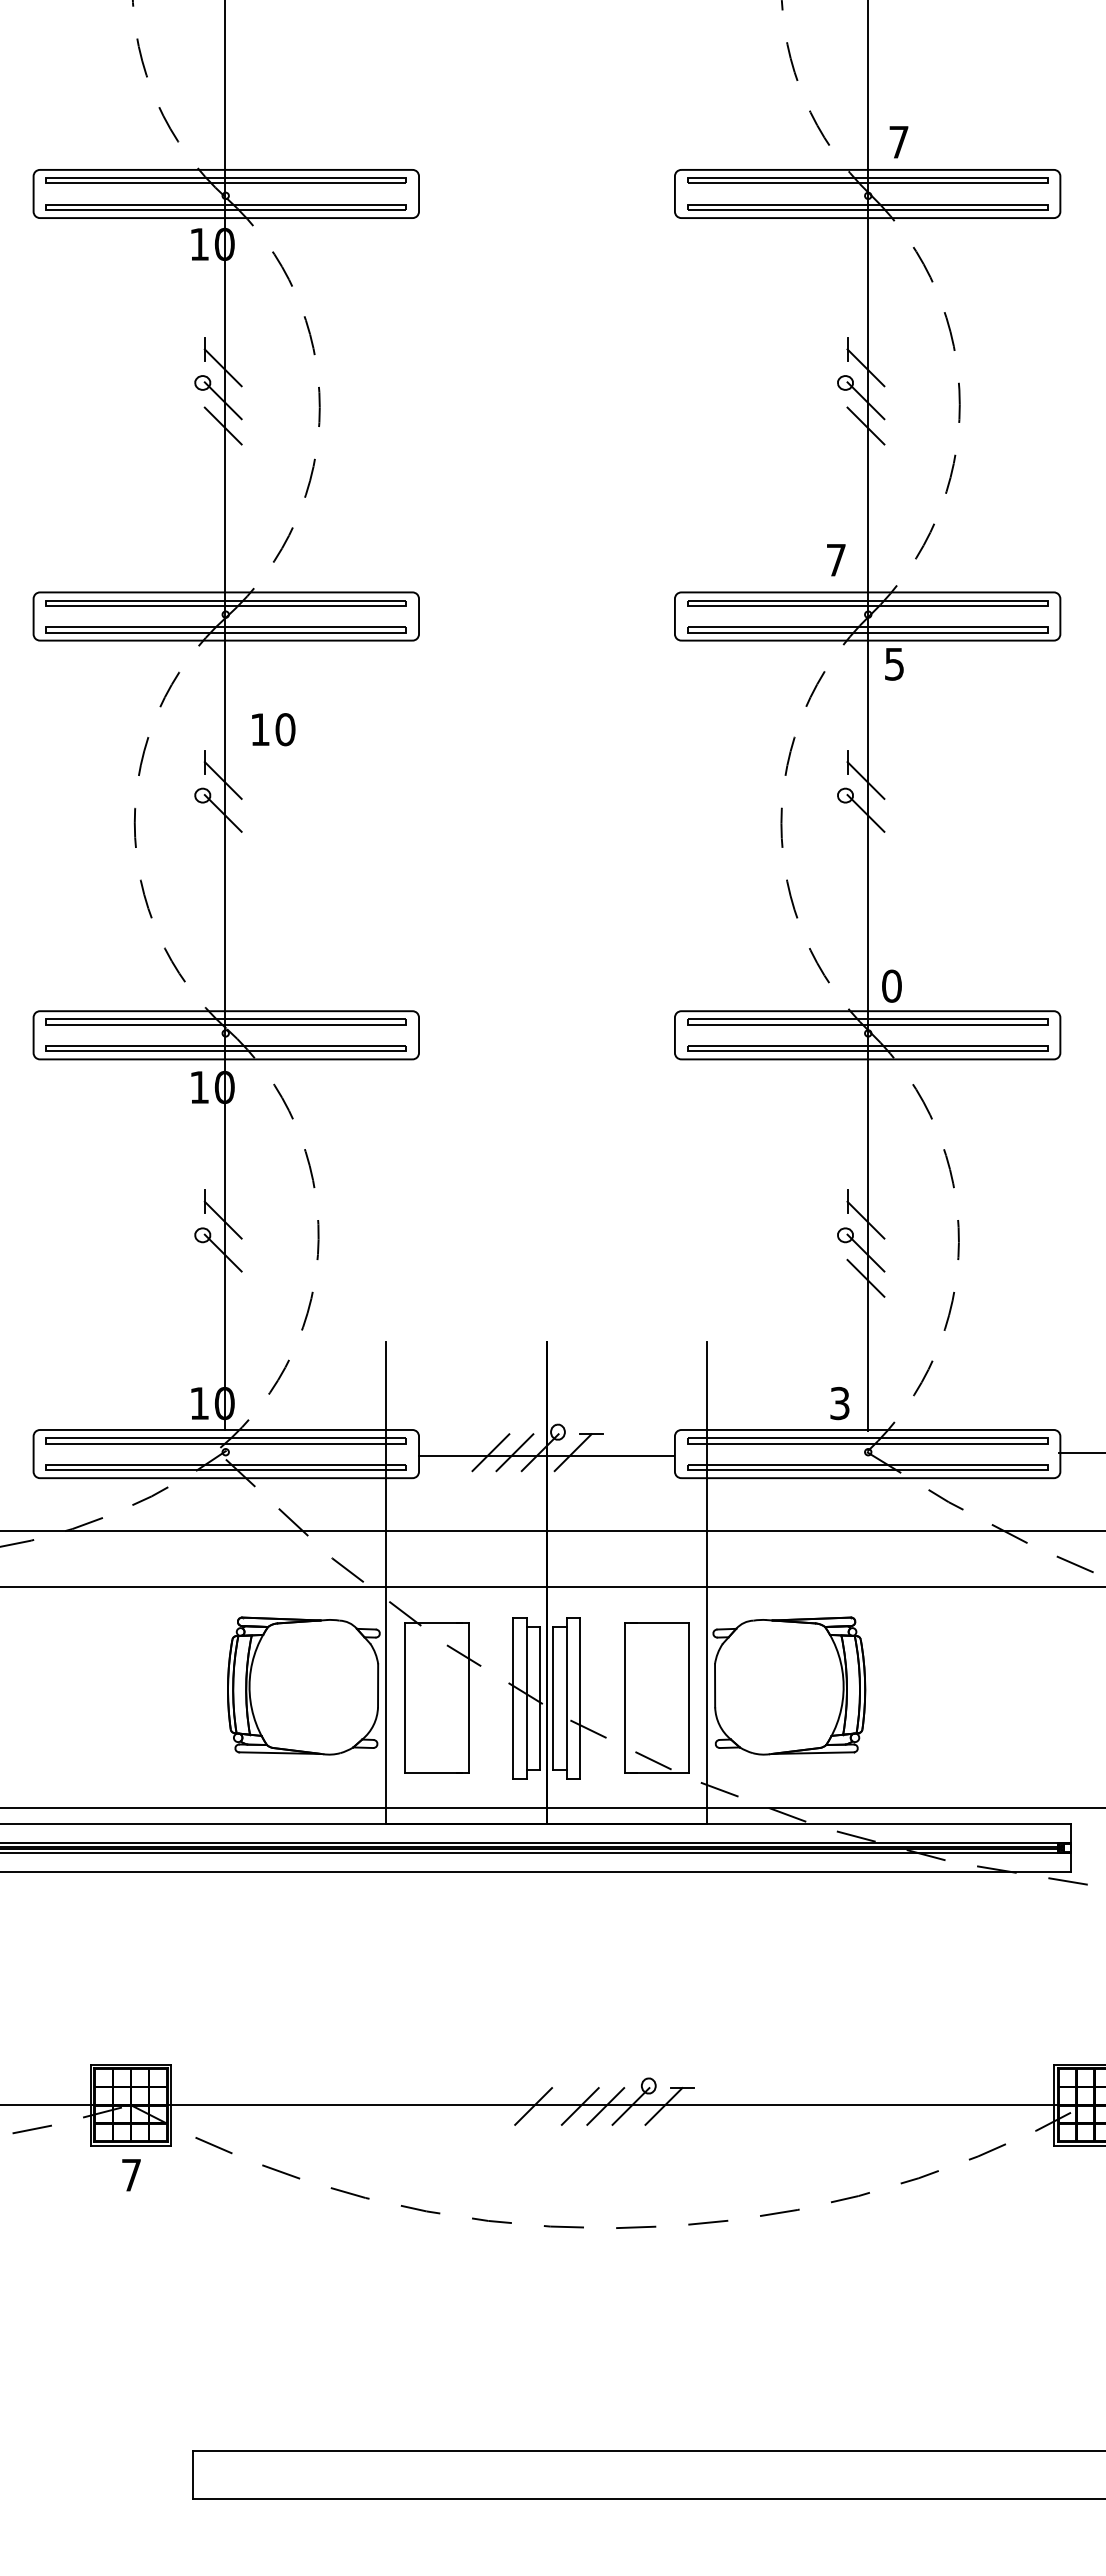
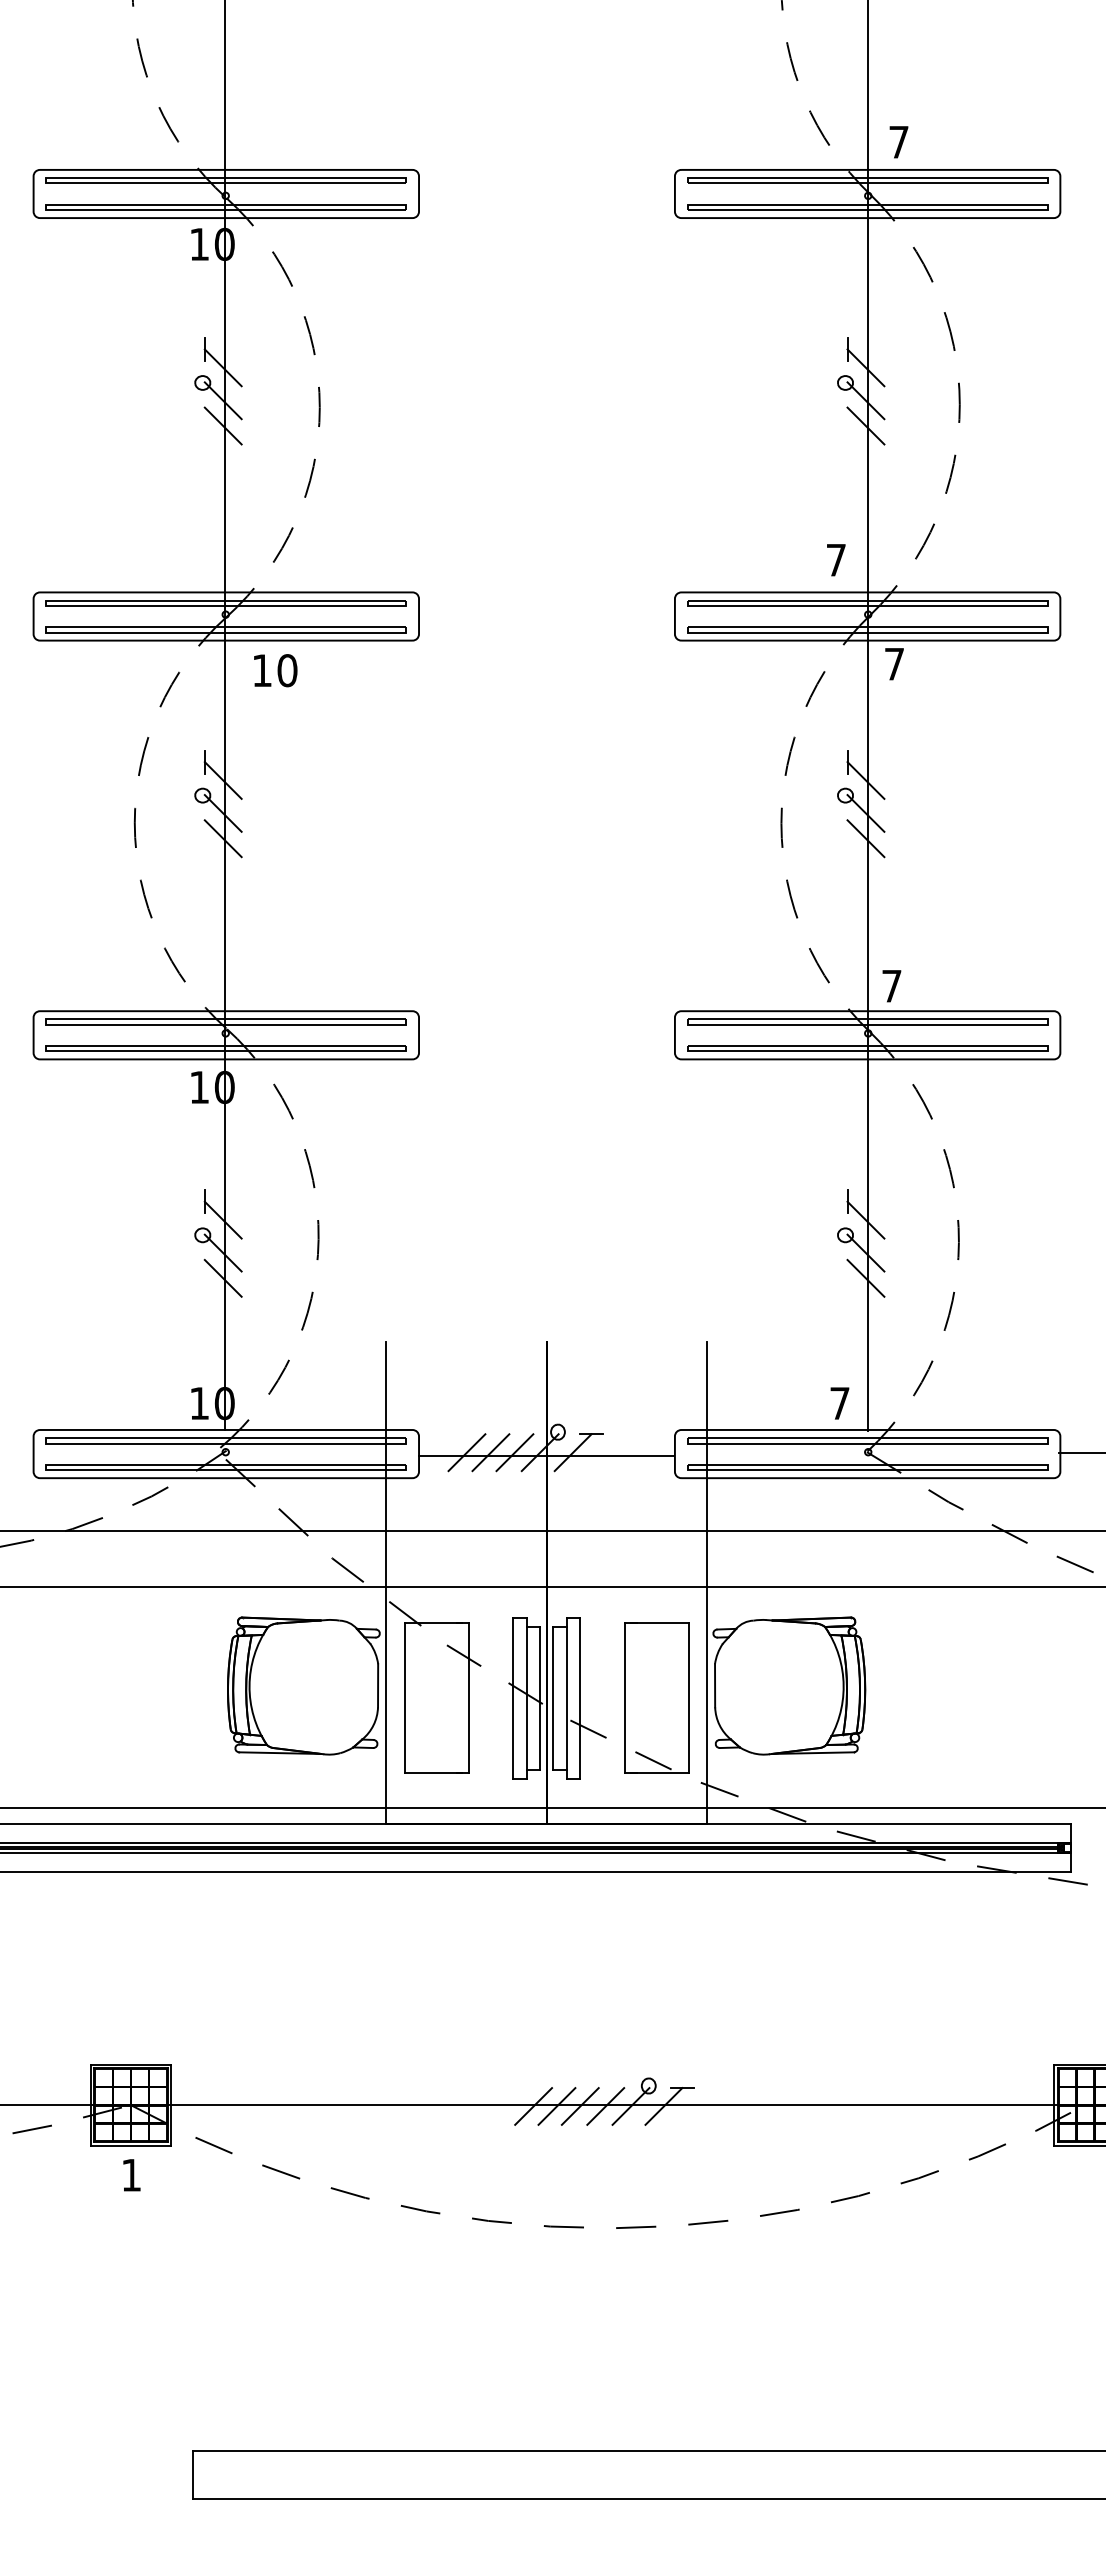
text: 5 -> 7 (894, 664)
text position: (273, 729) -> (275, 670) (275, 670)
line: none -> present (222, 838)
line: none -> present (865, 838)
text: 0 -> 7 (891, 985)
line: none -> present (222, 1277)
text: 3 -> 7 (839, 1403)
line: none -> present (466, 1452)
line: none -> present (556, 2106)
text: 7 -> 1 (131, 2175)
